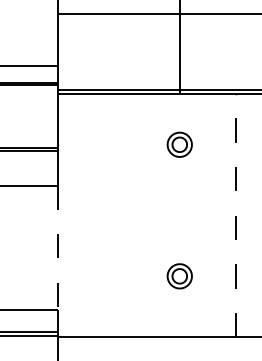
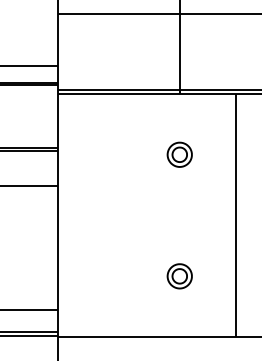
part position: (179, 144) -> (179, 154) (179, 154)
line: dashed -> solid (235, 215)
line: dashed -> solid (58, 248)
